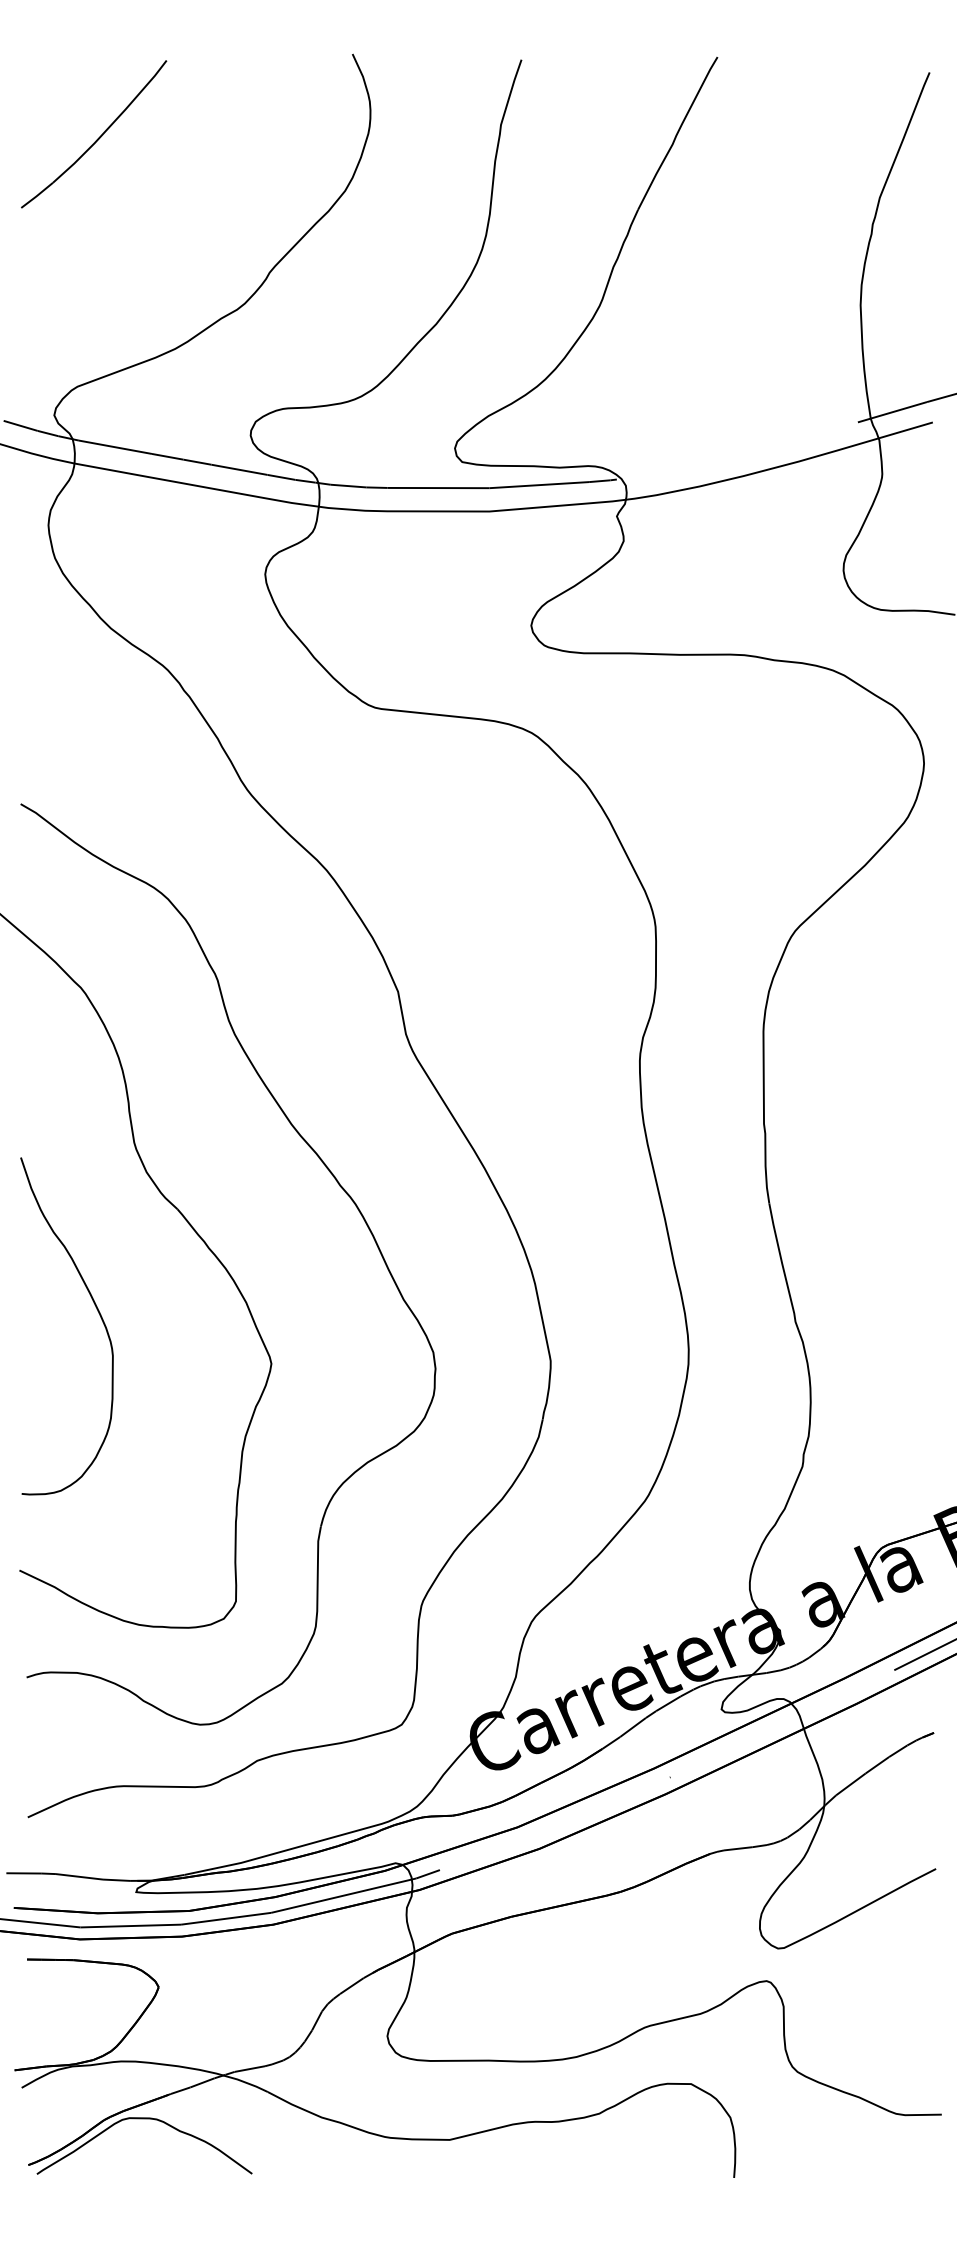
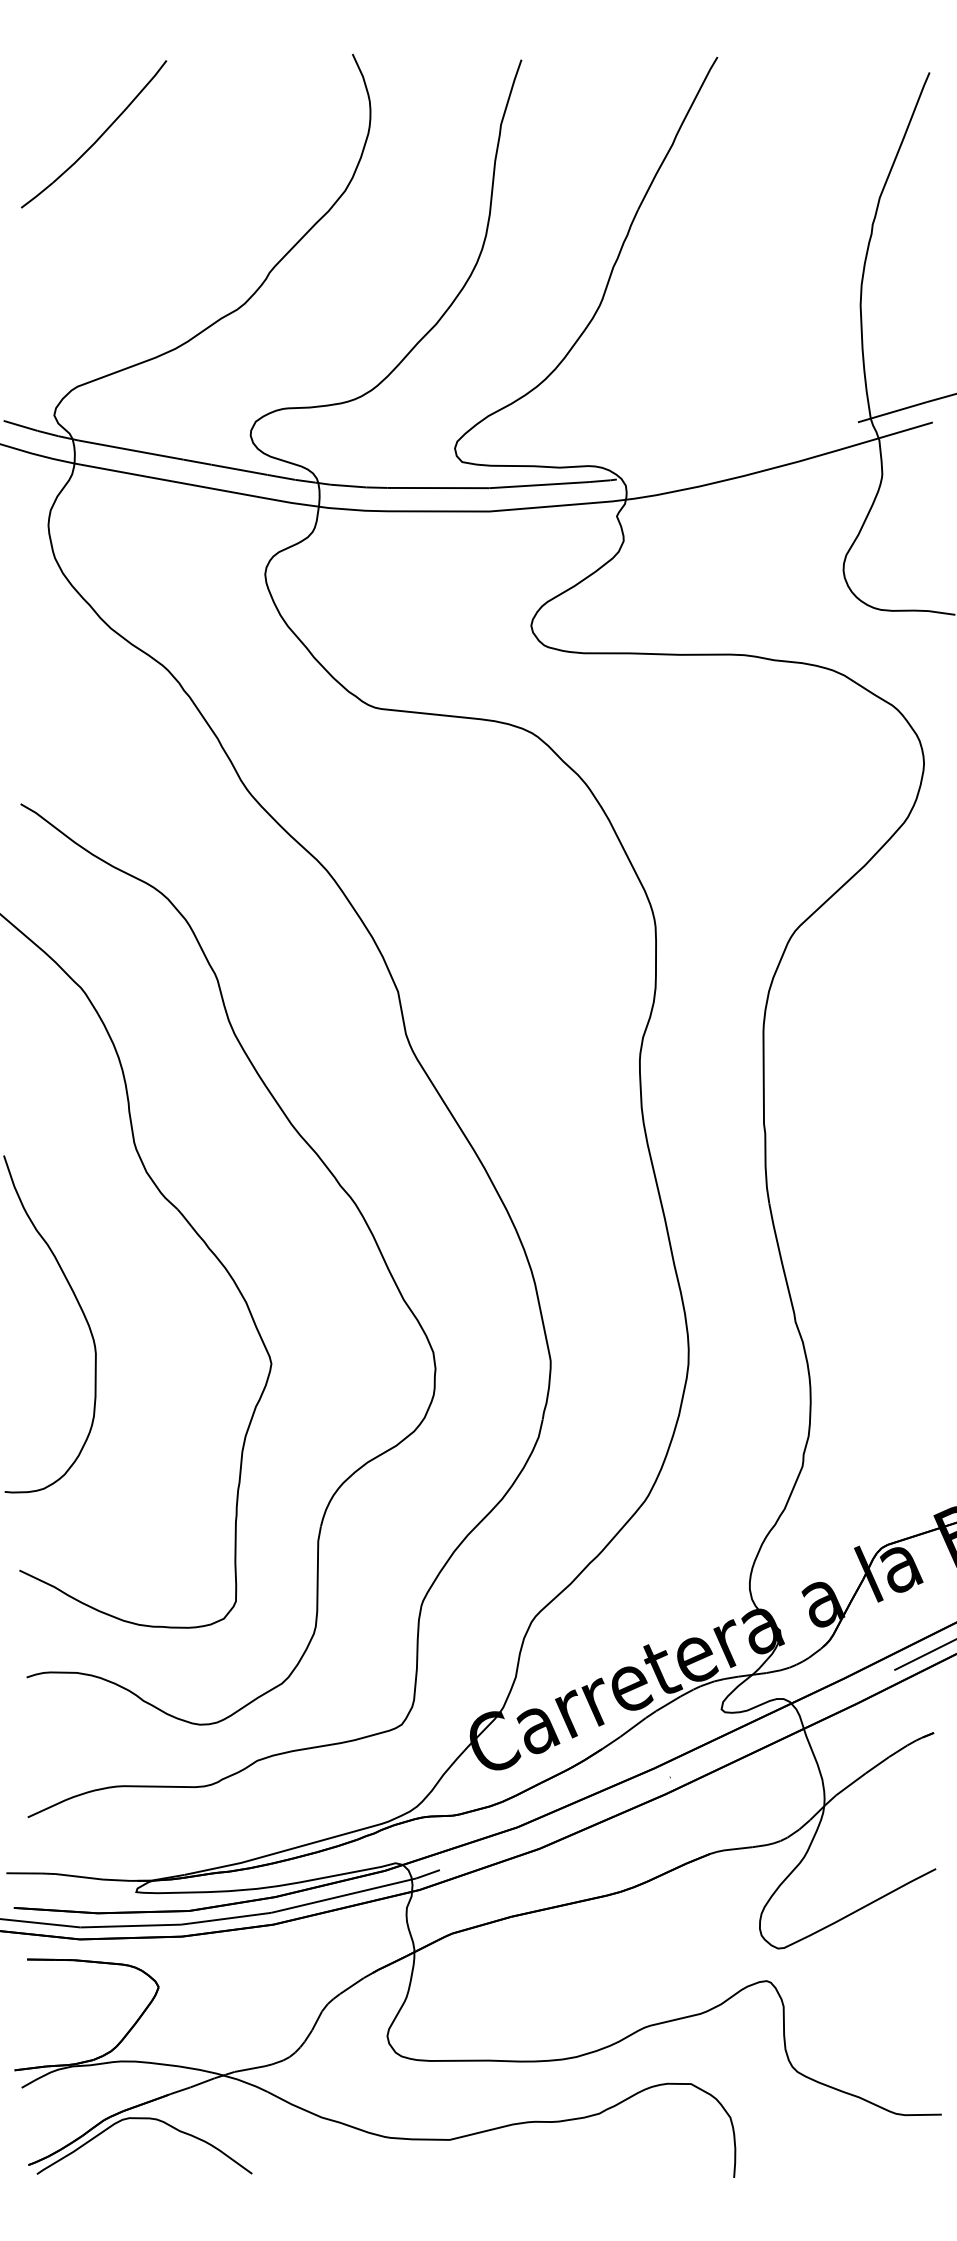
curve position: (97, 1311) -> (80, 1309) (80, 1309)
